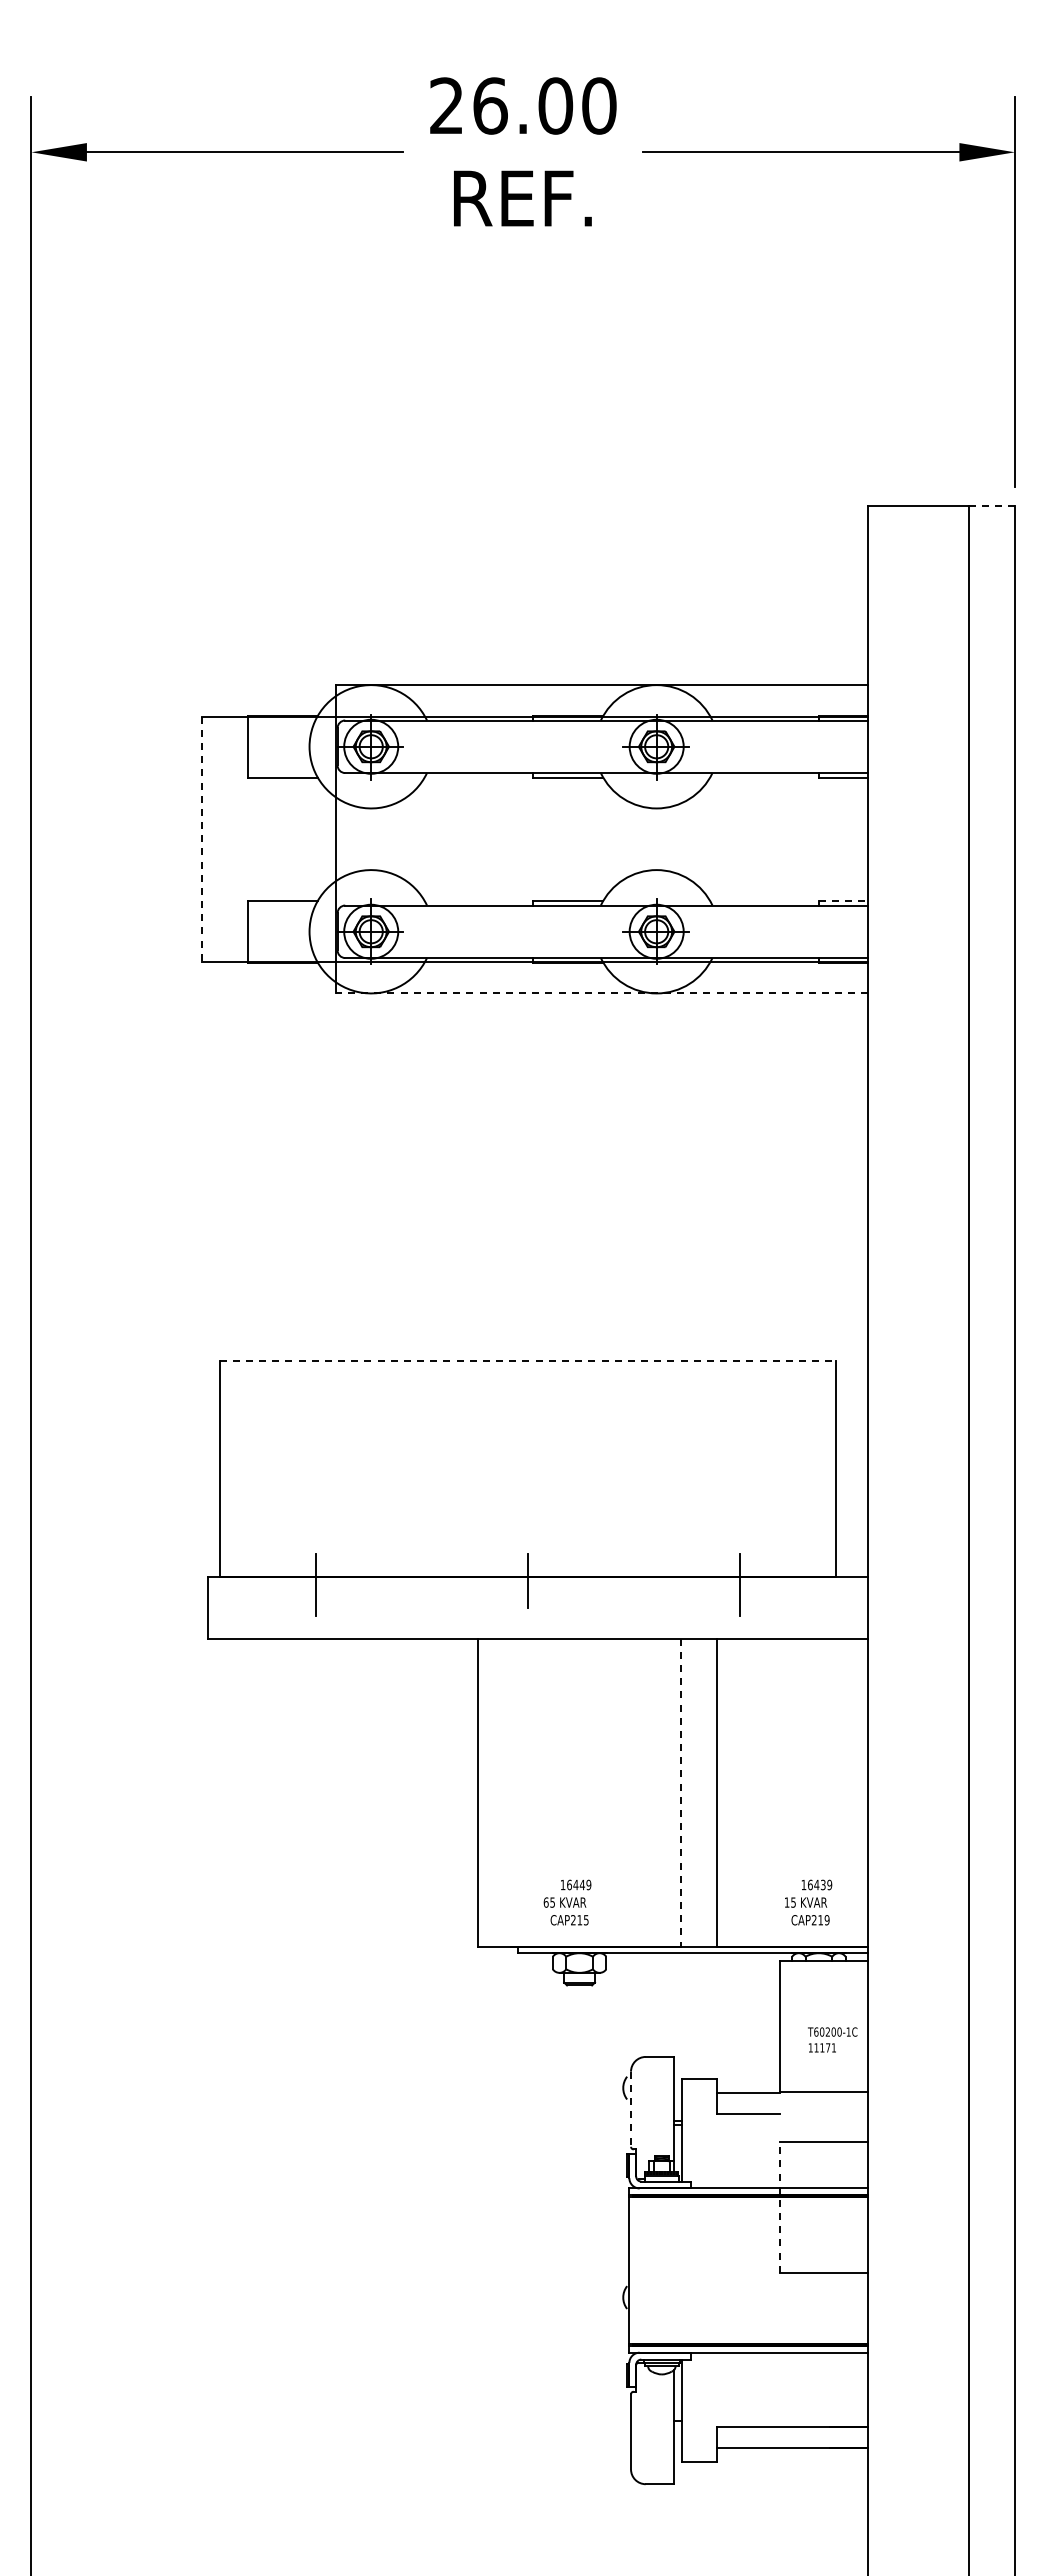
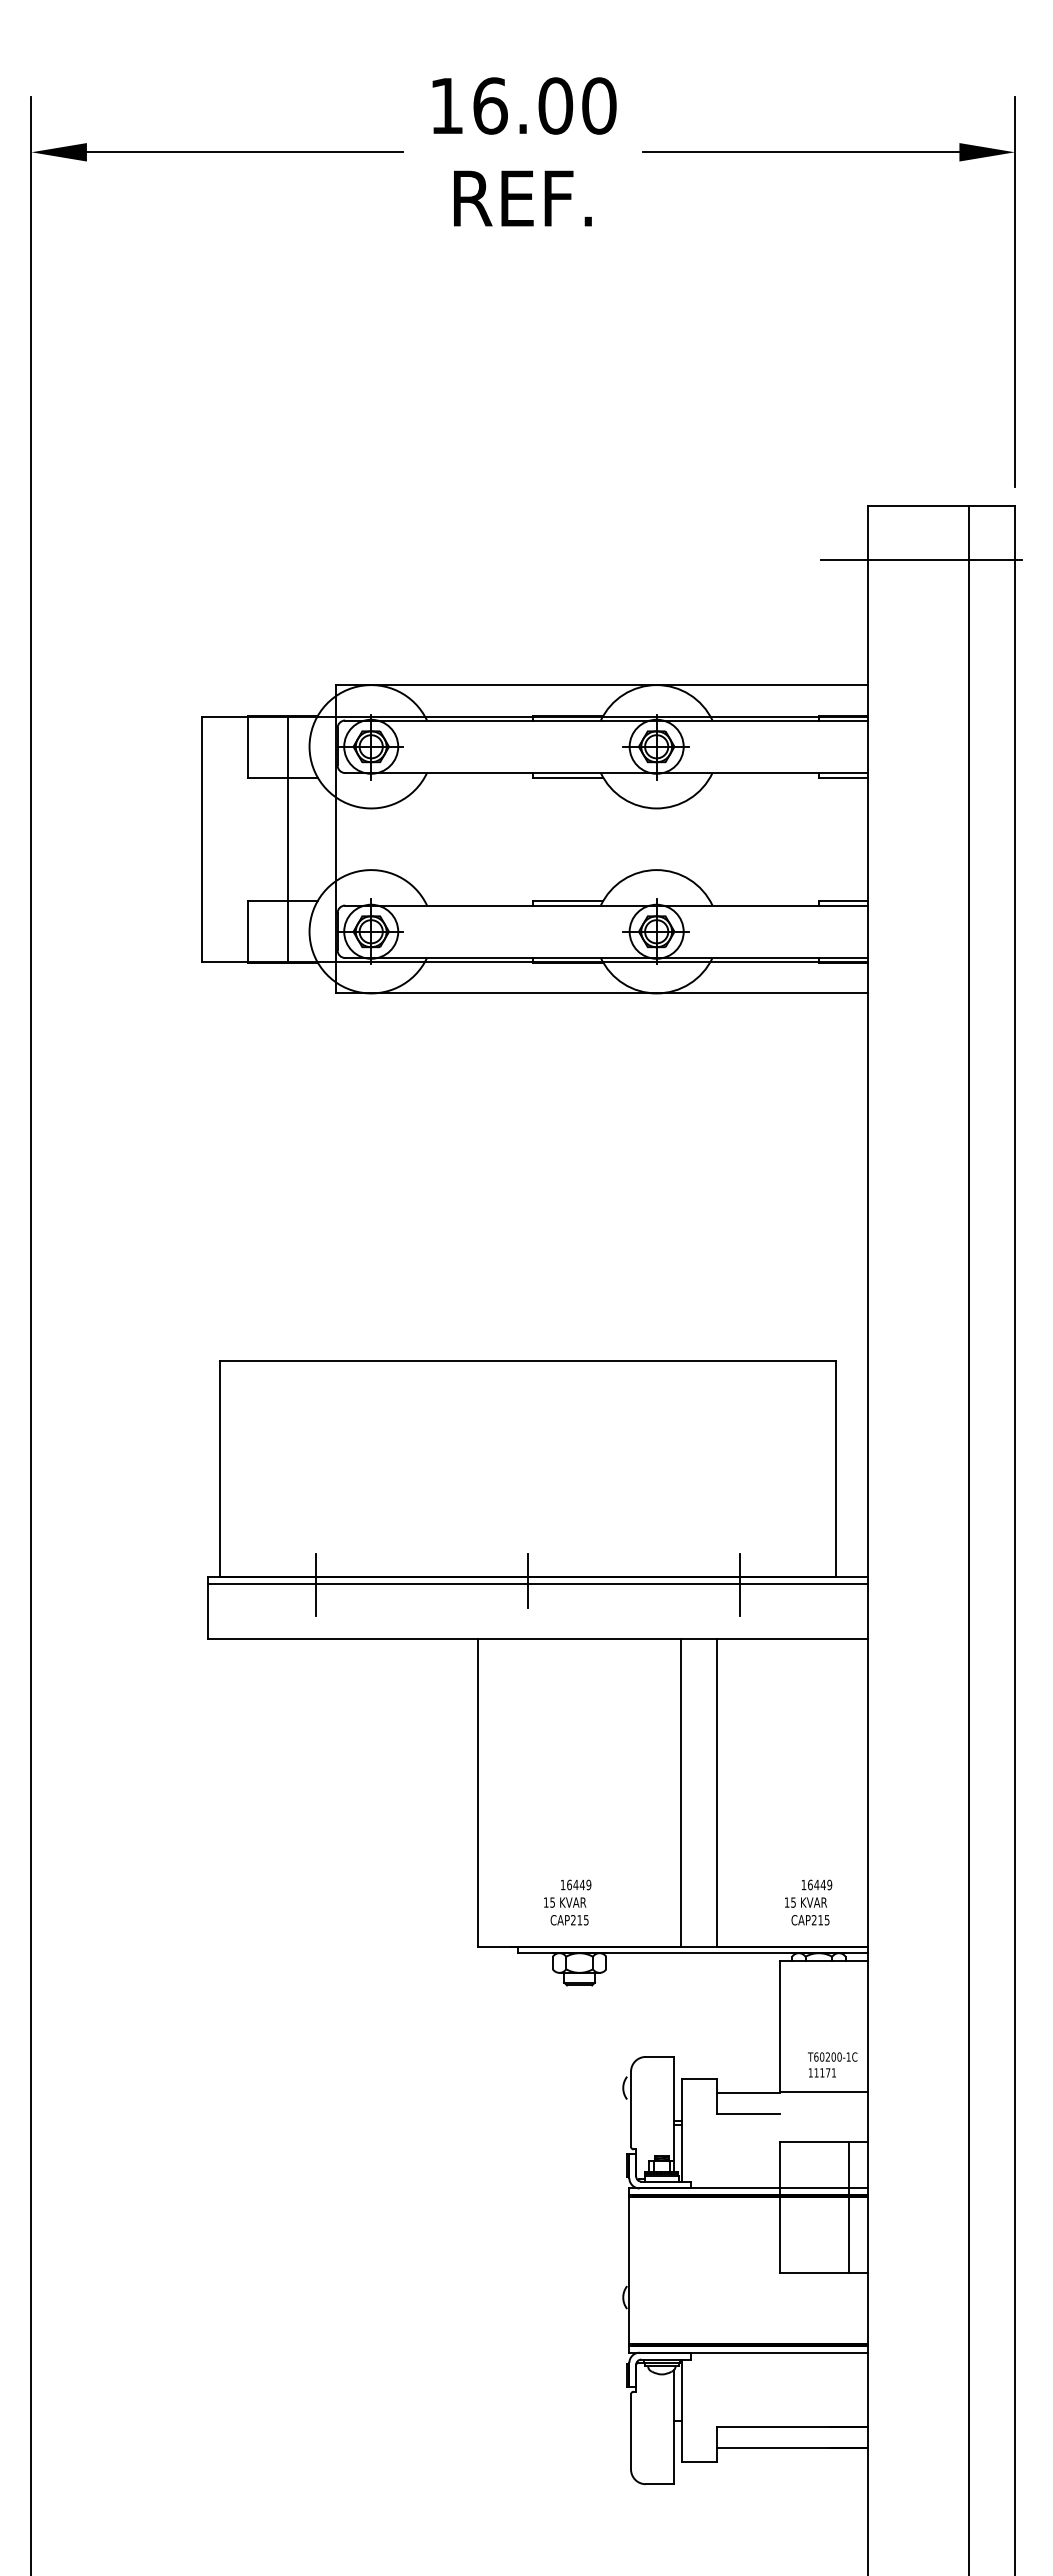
text: 26.00 -> 16.00 (446, 105)
line: dashed -> solid (992, 506)
line: none -> present (921, 559)
line: none -> present (287, 838)
line: dashed -> solid (202, 839)
line: dashed -> solid (843, 900)
line: dashed -> solid (601, 993)
line: dashed -> solid (528, 1361)
line: none -> present (538, 1583)
line: dashed -> solid (681, 1793)
text: 16439 -> 16449 (822, 1884)
text: 65 -> 15 (545, 1902)
text: CAP219 -> CAP215 (826, 1919)
text position: (832, 2039) -> (832, 2064) (832, 2064)
line: dashed -> solid (631, 2109)
line: dashed -> solid (779, 2206)
line: none -> present (848, 2206)
